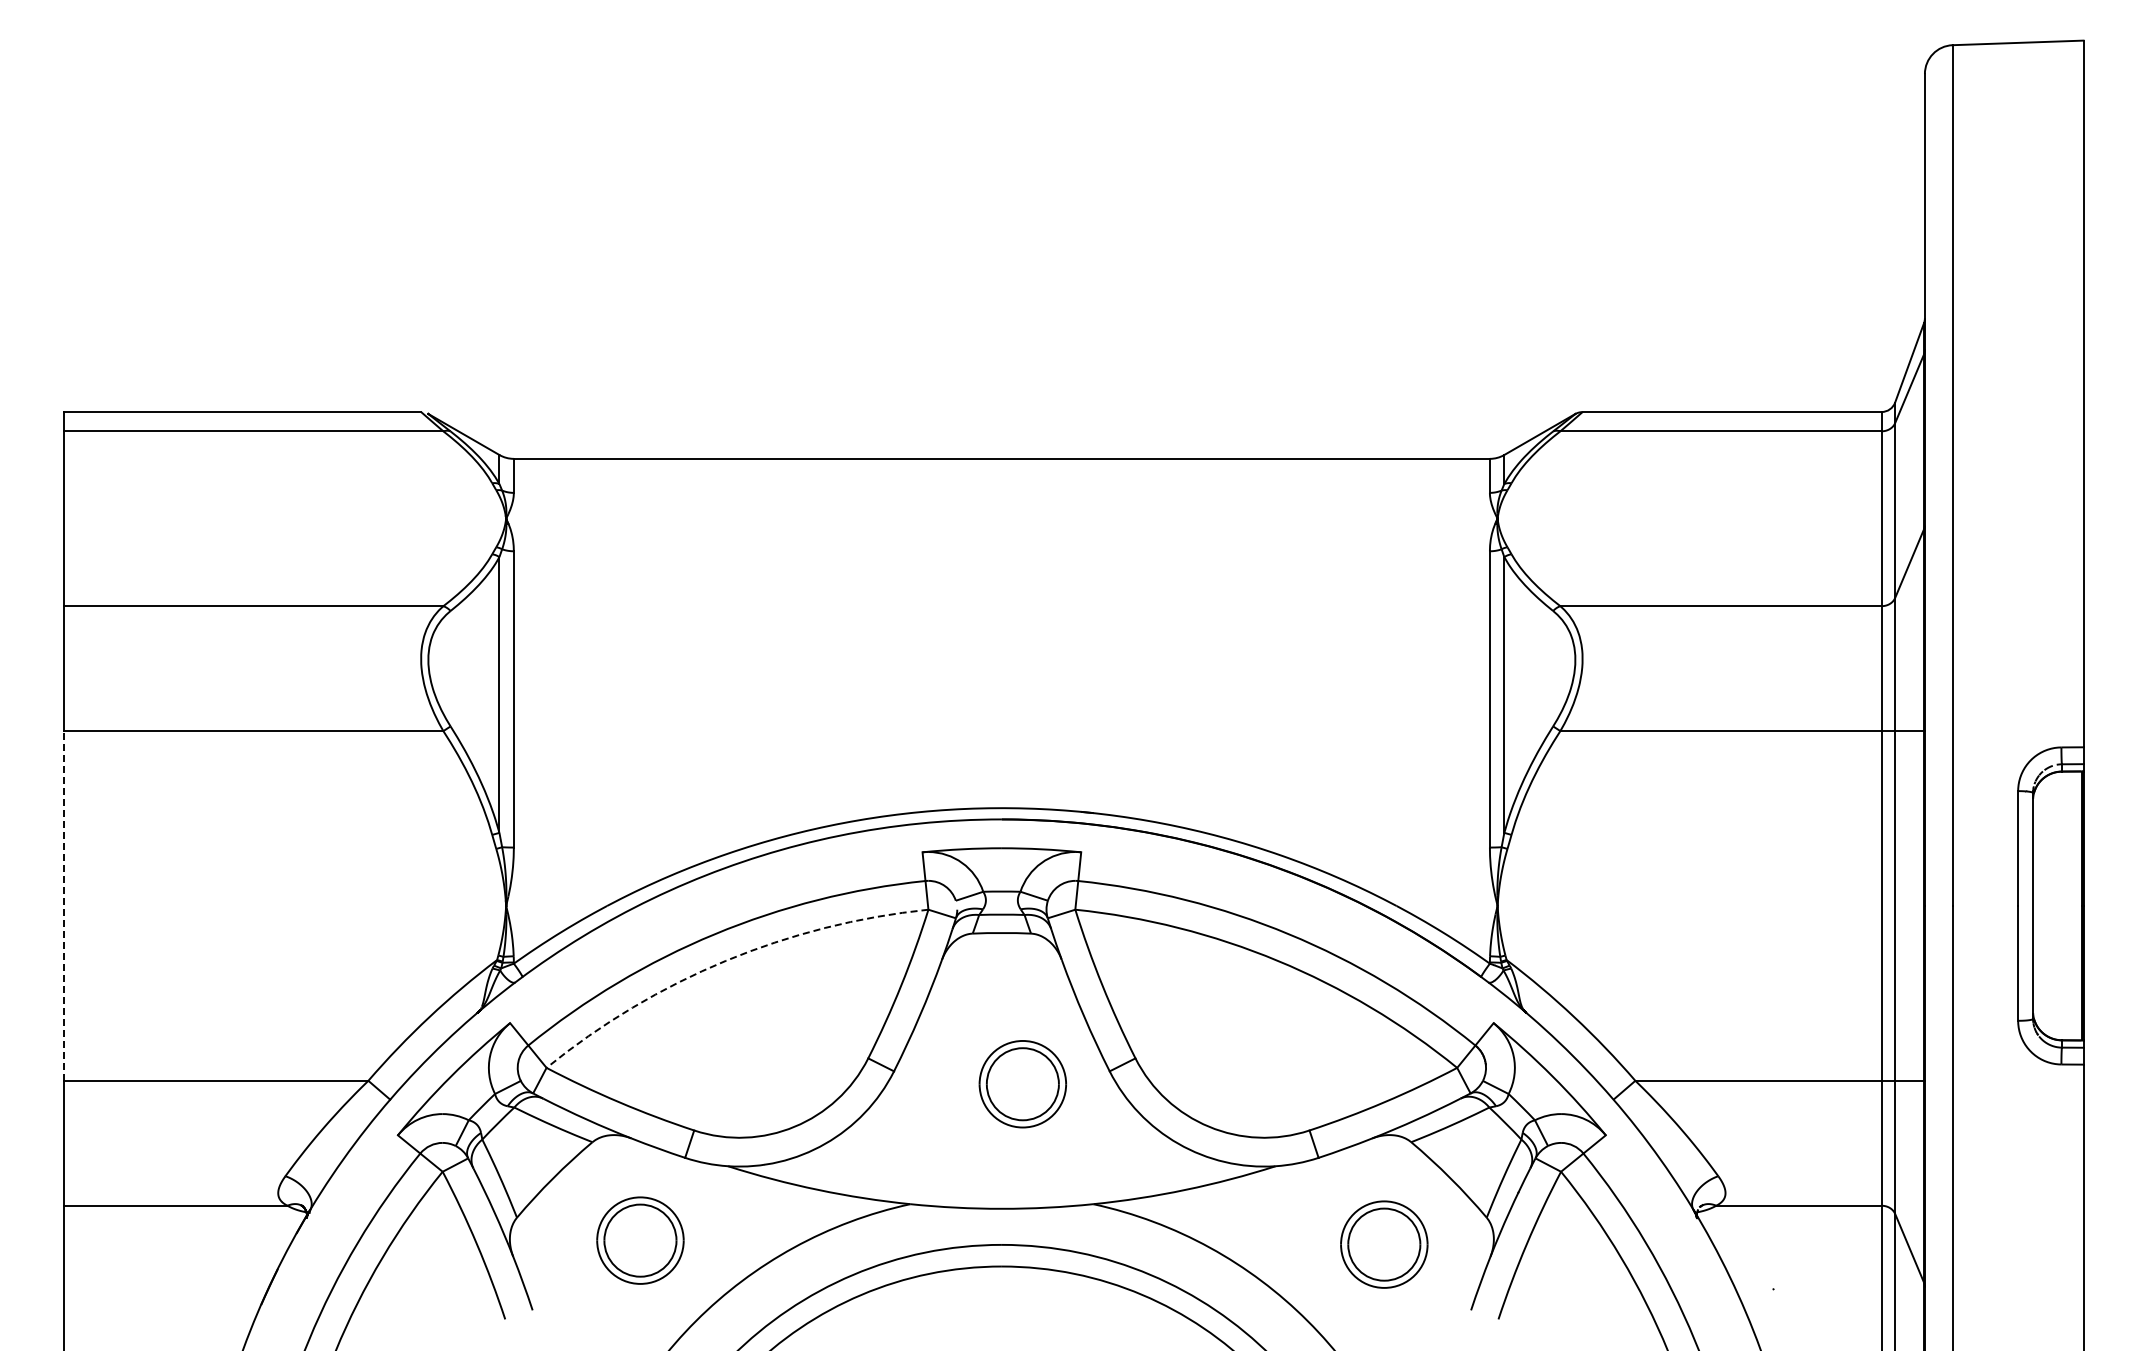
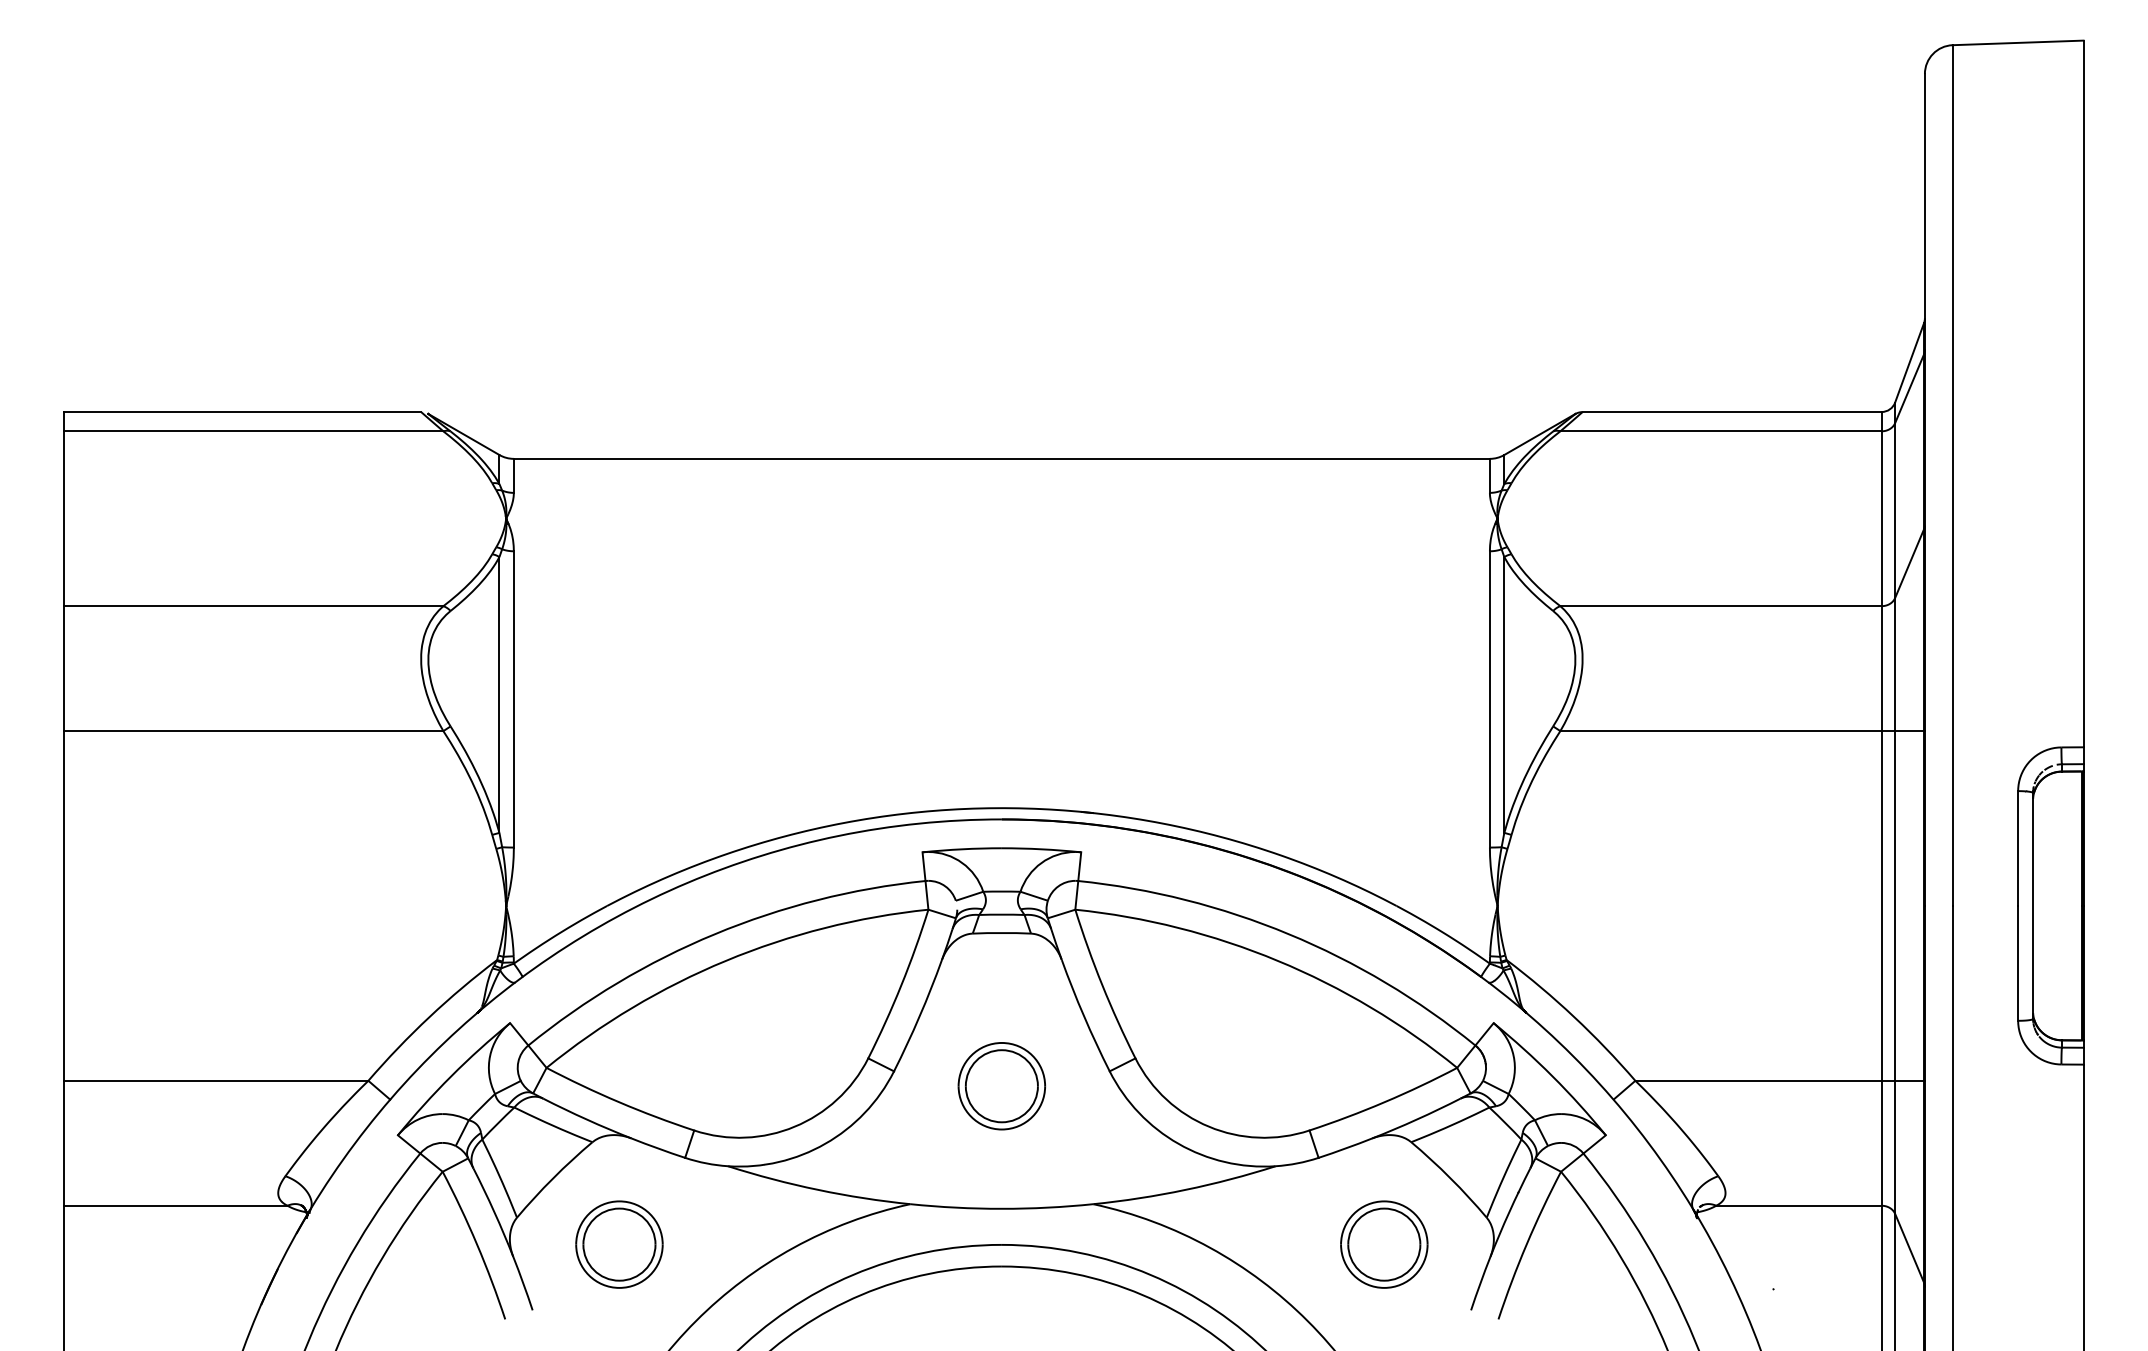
line: dashed -> solid (64, 905)
arc: dashed -> solid (725, 960)
part position: (1022, 1084) -> (1001, 1086) (1001, 1086)
part position: (640, 1240) -> (619, 1244) (619, 1244)
